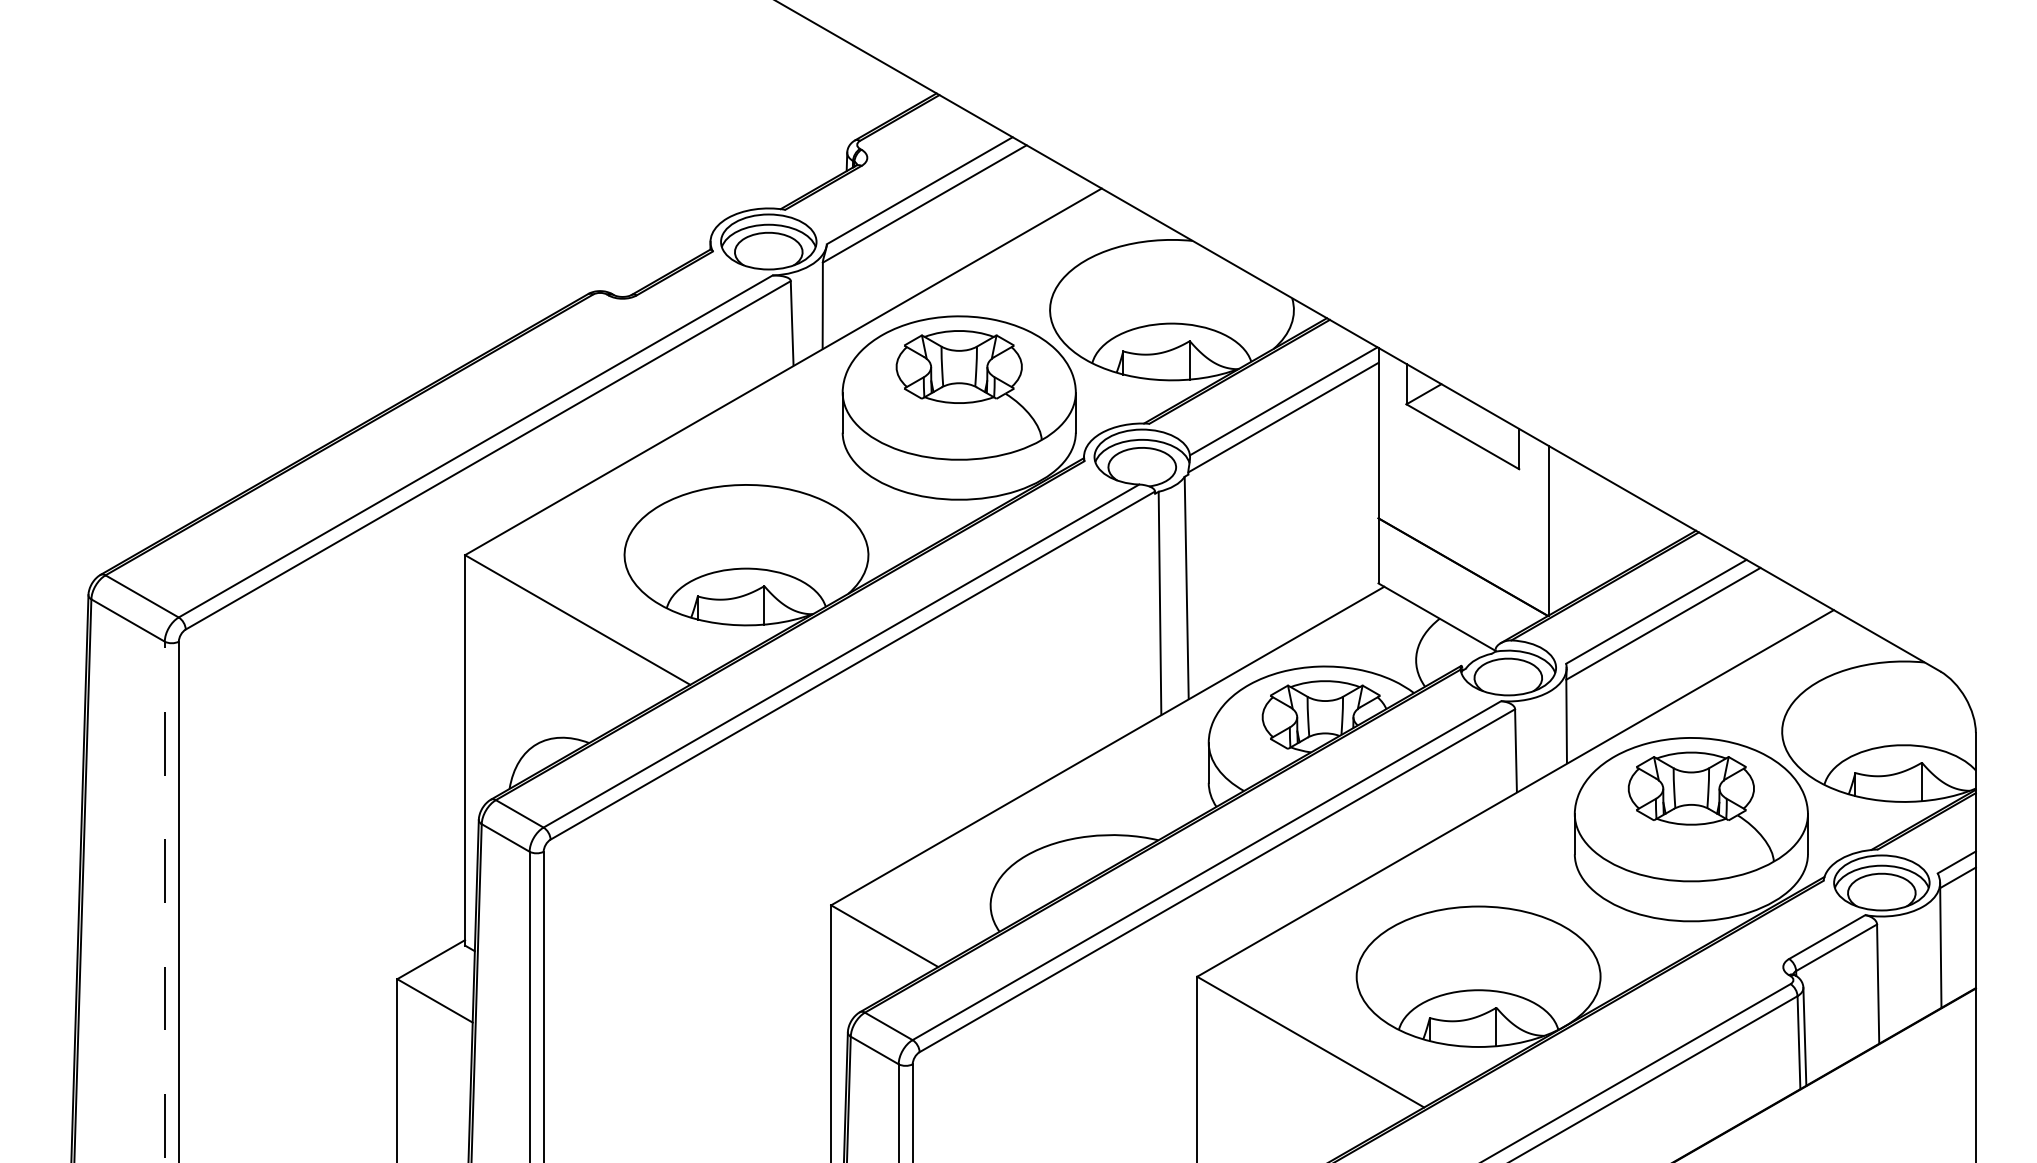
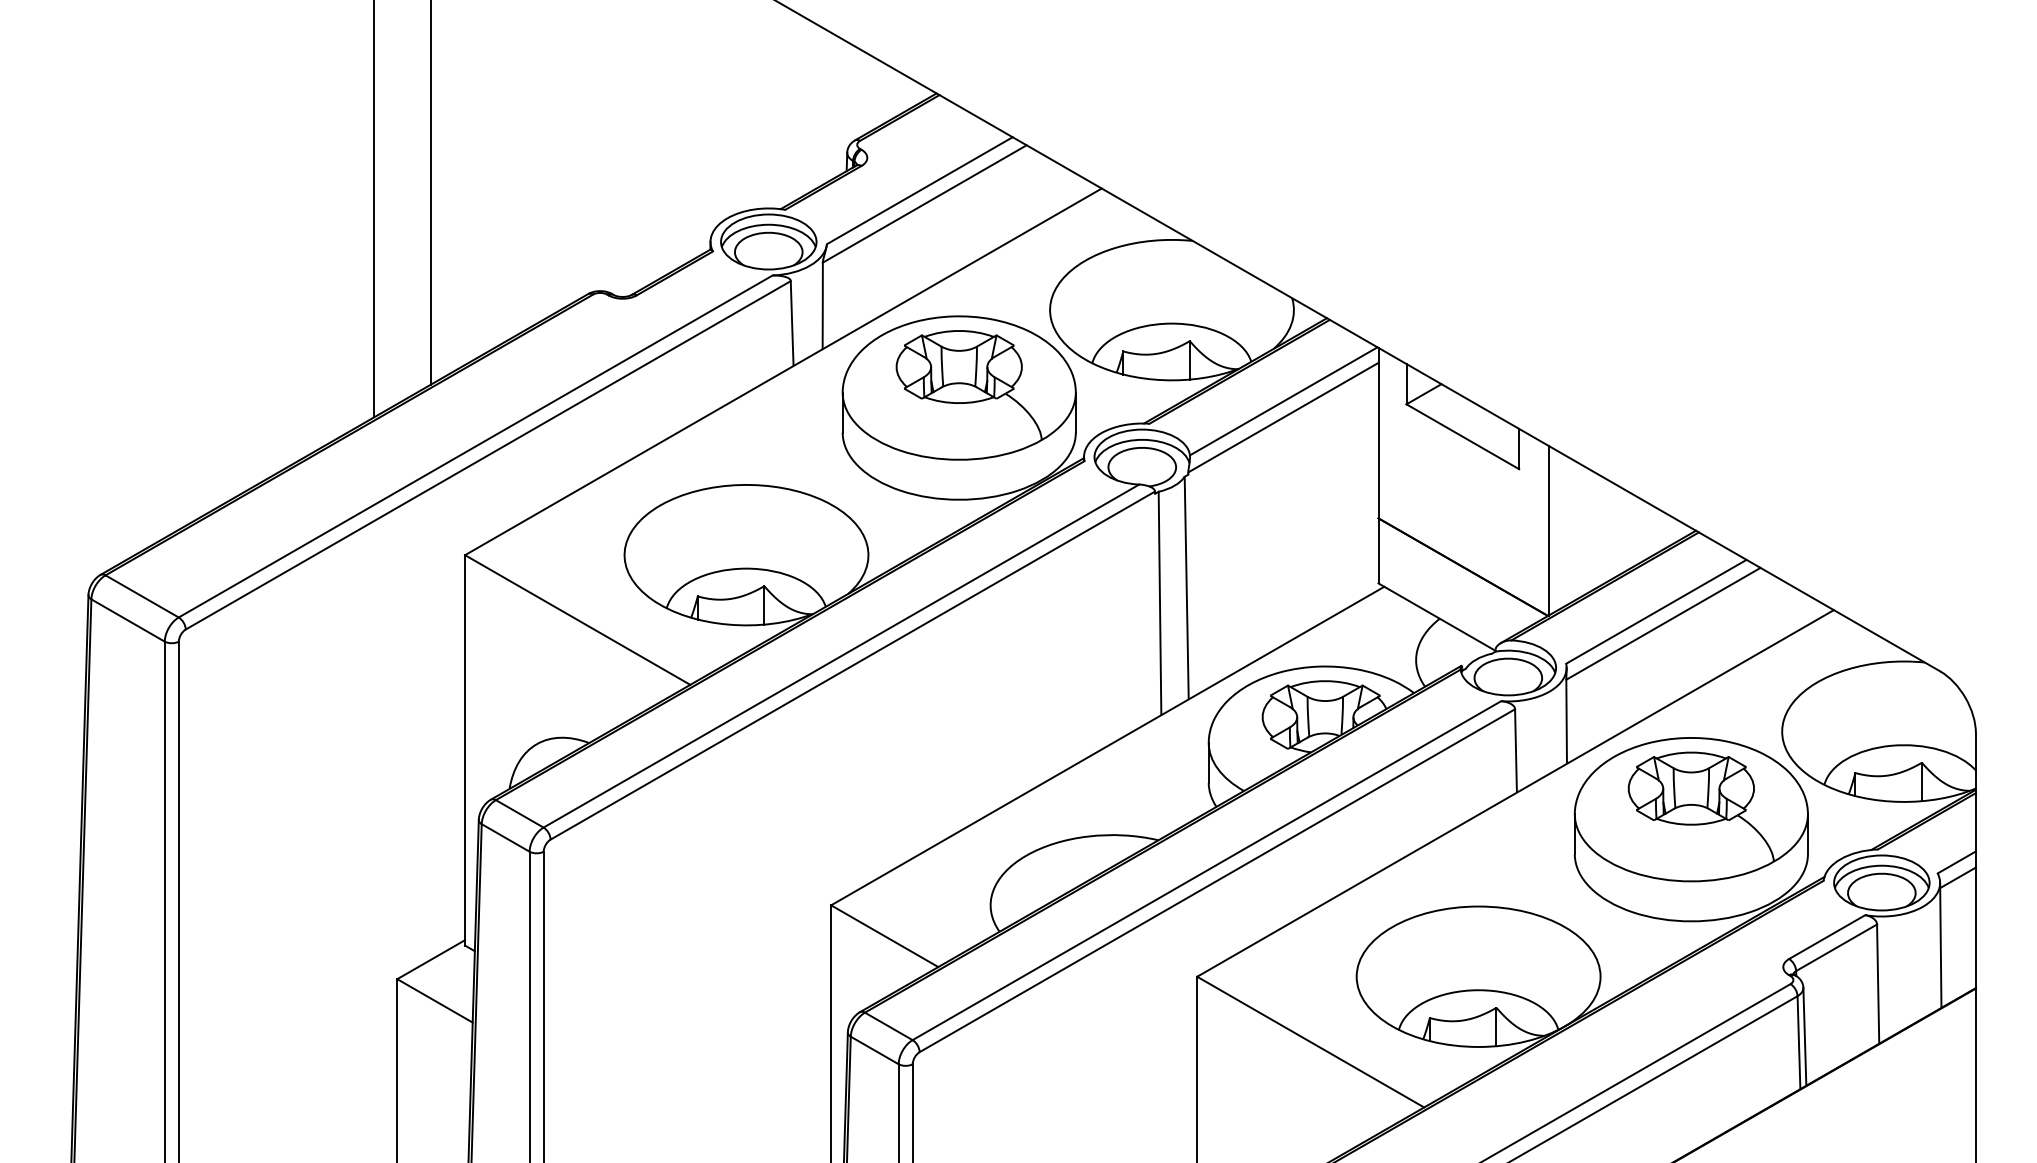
line: none -> present (430, 193)
line: none -> present (374, 209)
line: dashed -> solid (164, 901)
